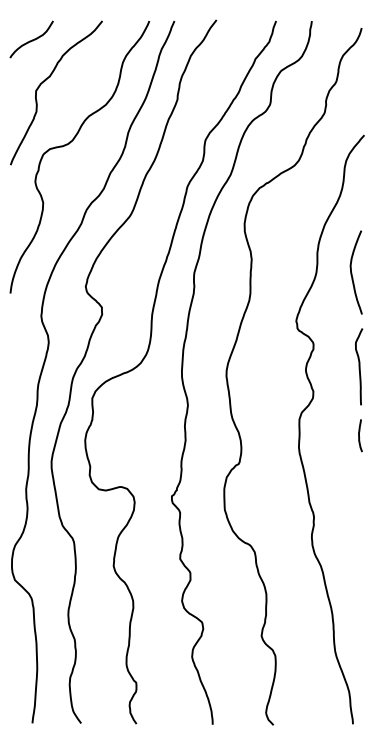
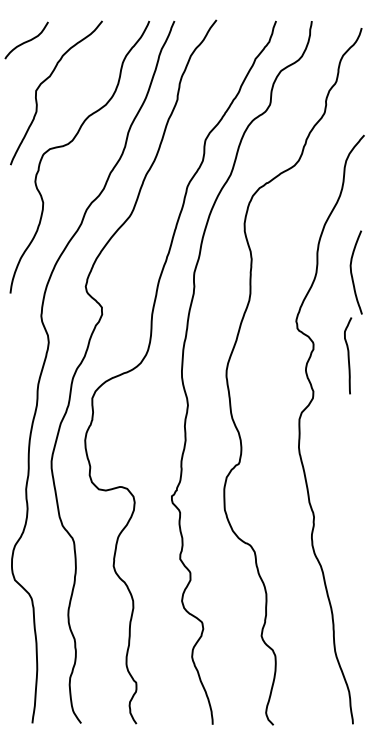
curve position: (32, 39) -> (27, 40) (27, 40)
curve position: (359, 366) -> (348, 355) (348, 355)
curve: present -> none (359, 435)
